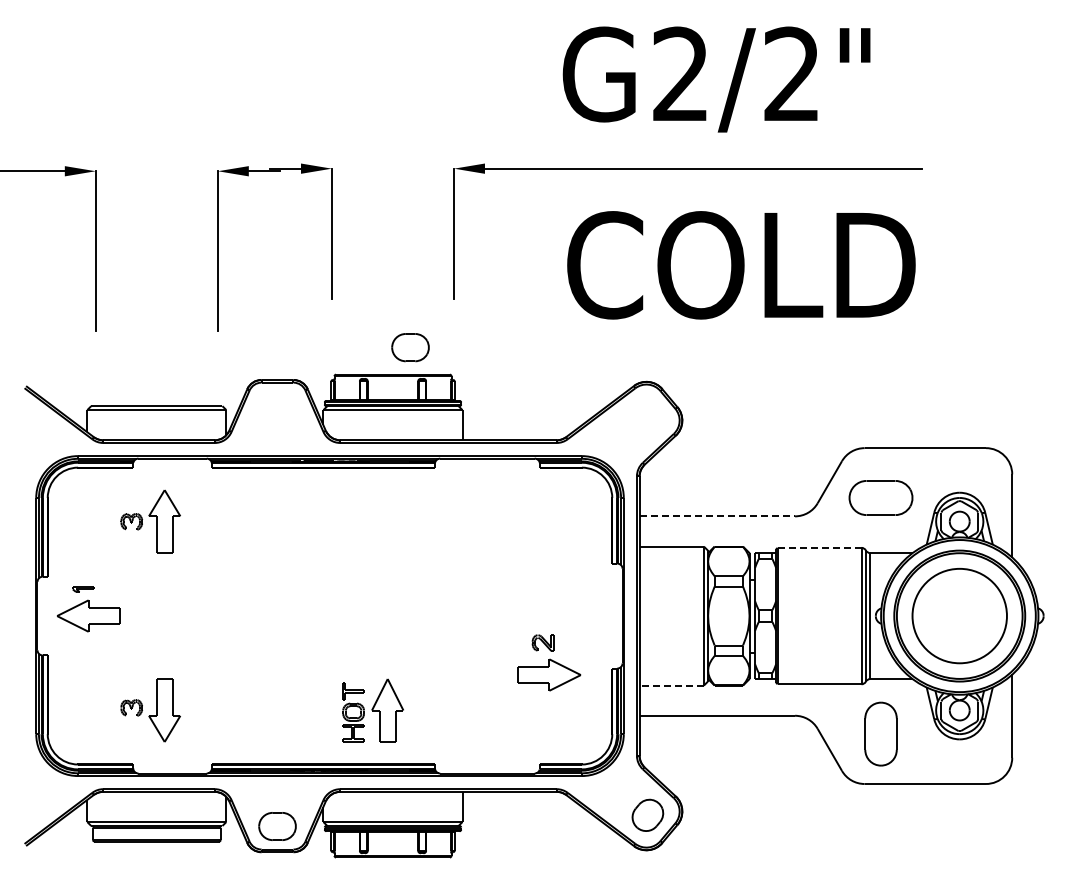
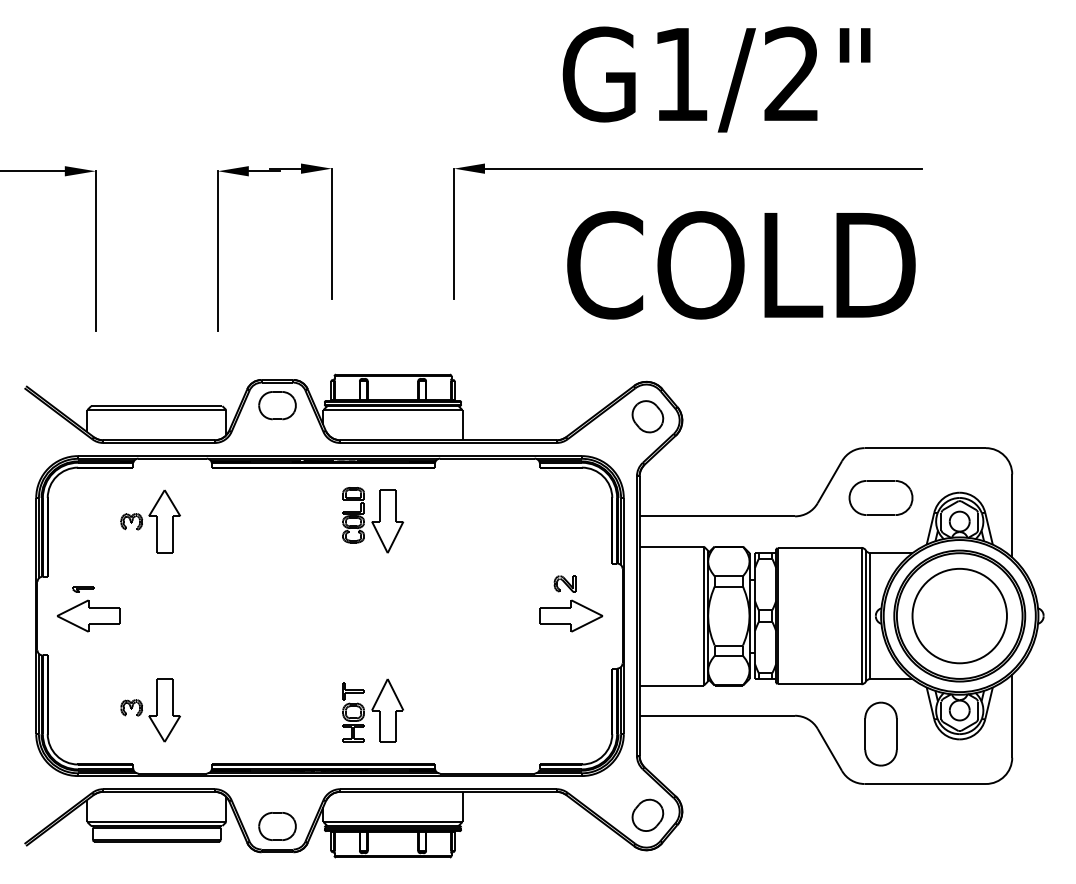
text: G2/2" -> G1/2" (680, 73)
part position: (410, 347) -> (277, 405) (277, 405)
part: none -> present (647, 416)
line: dashed -> solid (717, 516)
part: none -> present (373, 520)
line: dashed -> solid (819, 547)
part position: (549, 662) -> (571, 603) (571, 603)
line: dashed -> solid (671, 685)
